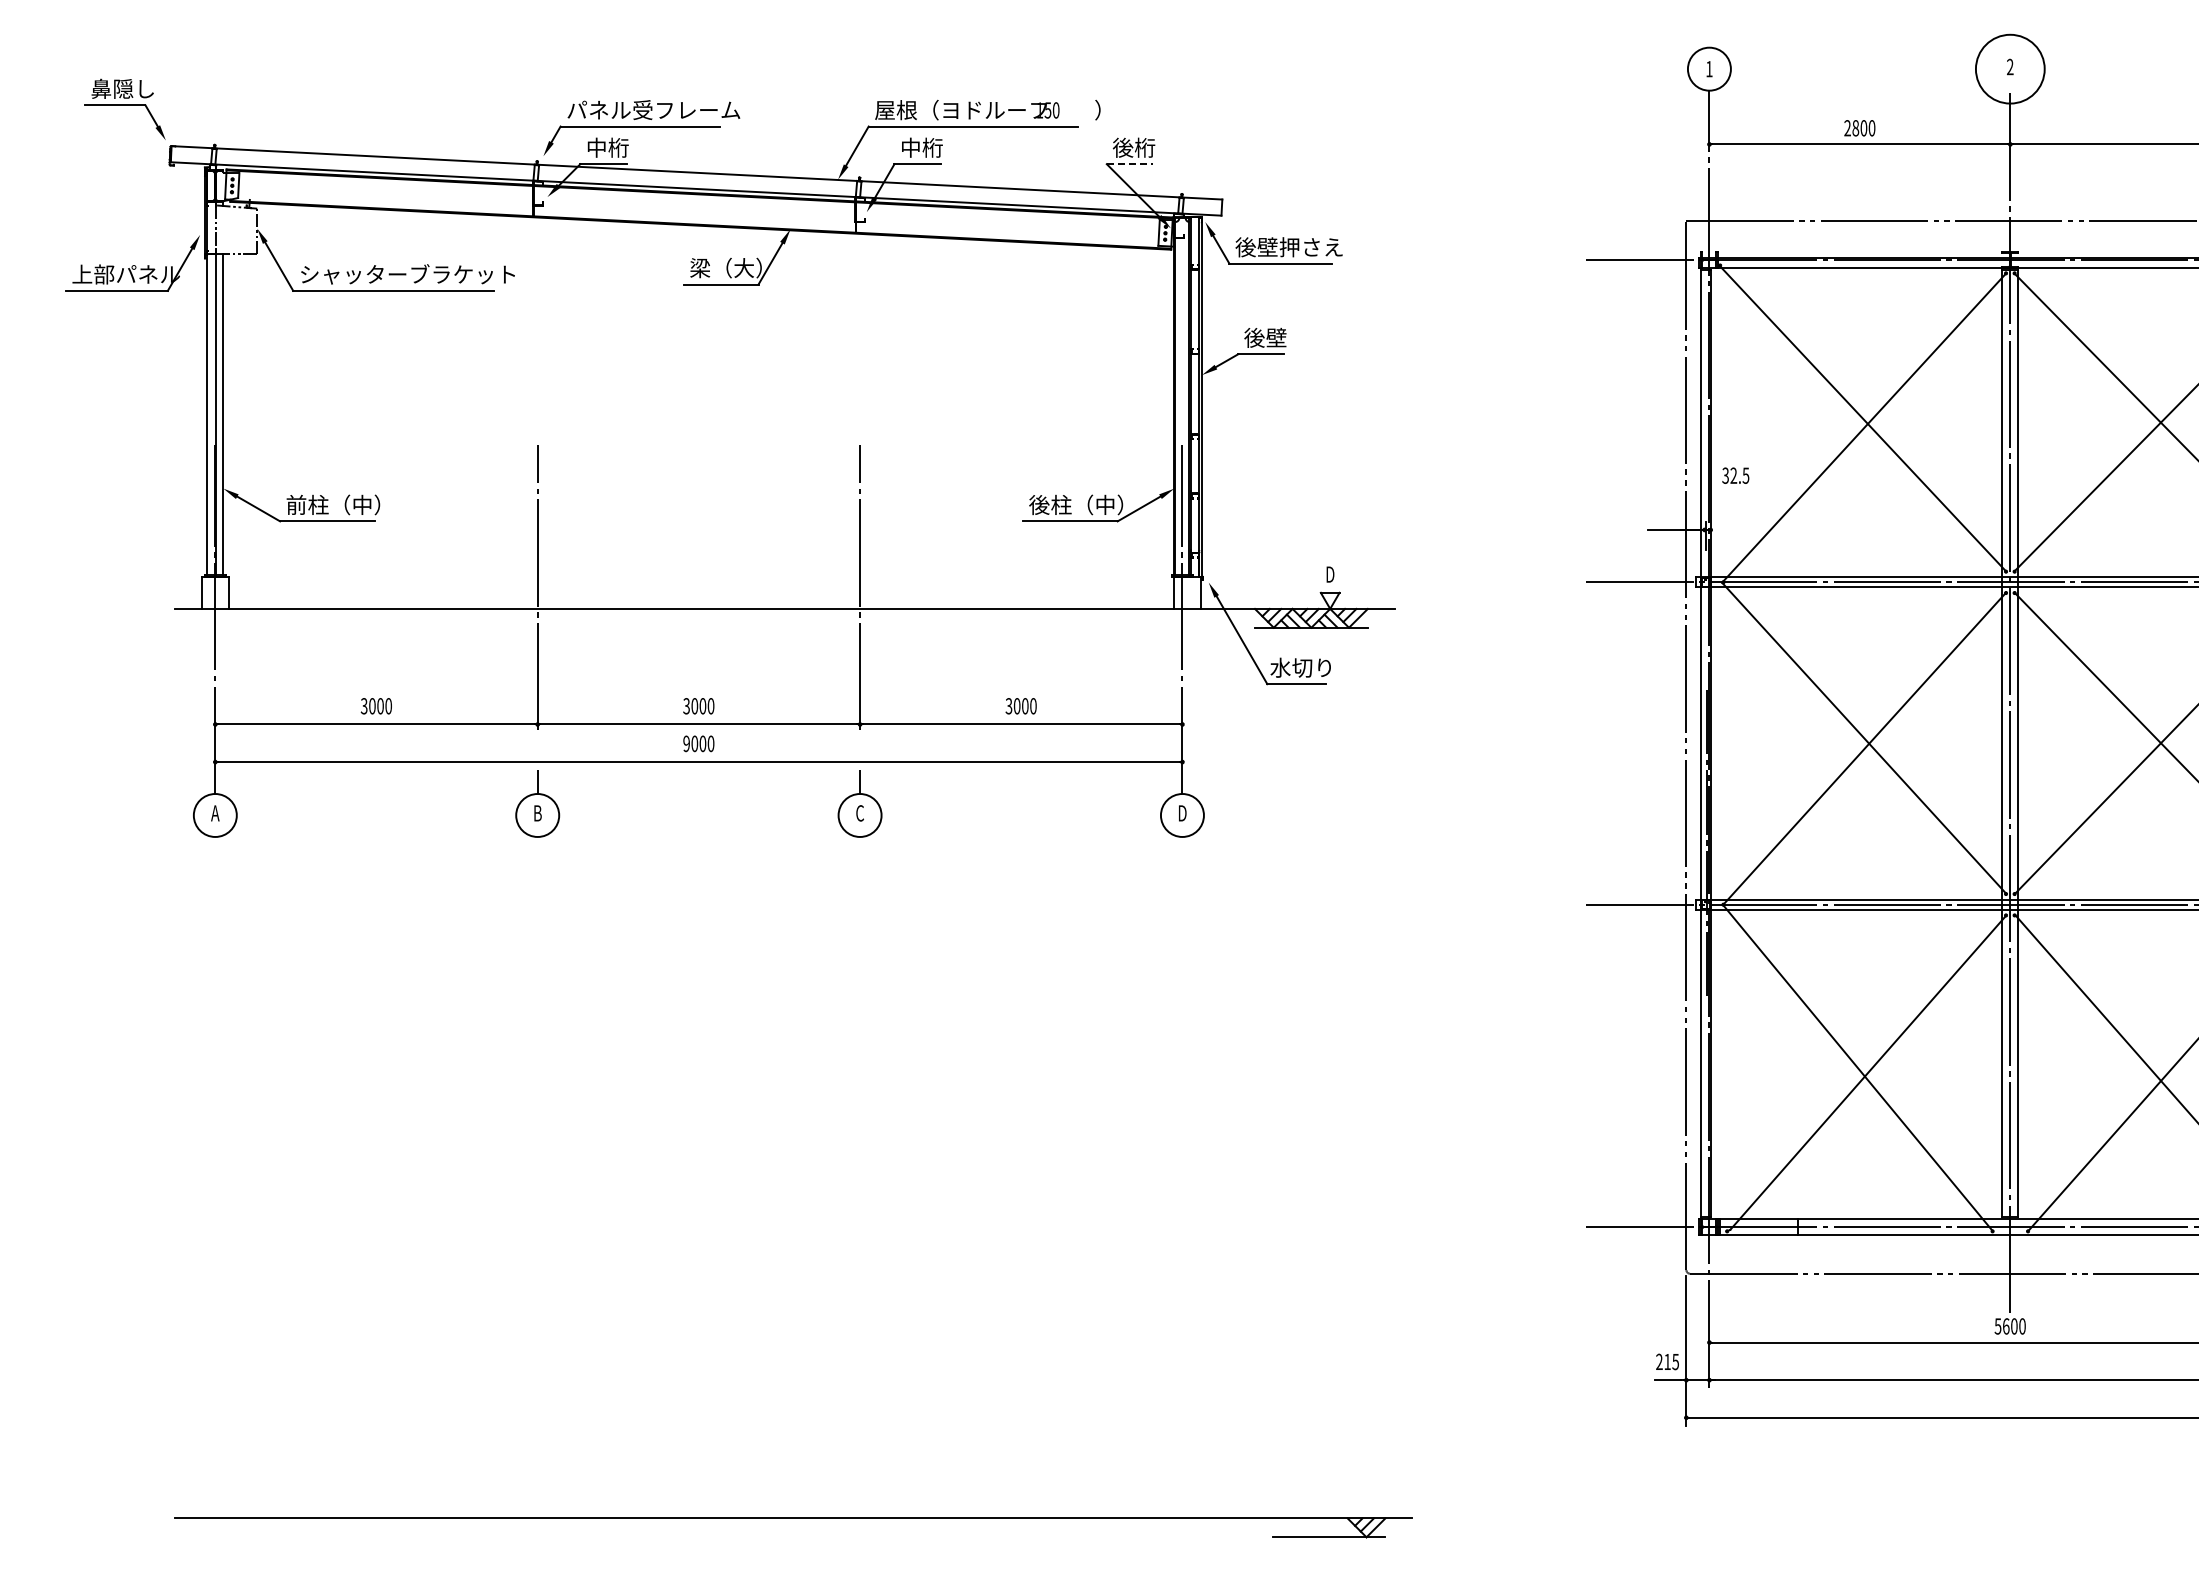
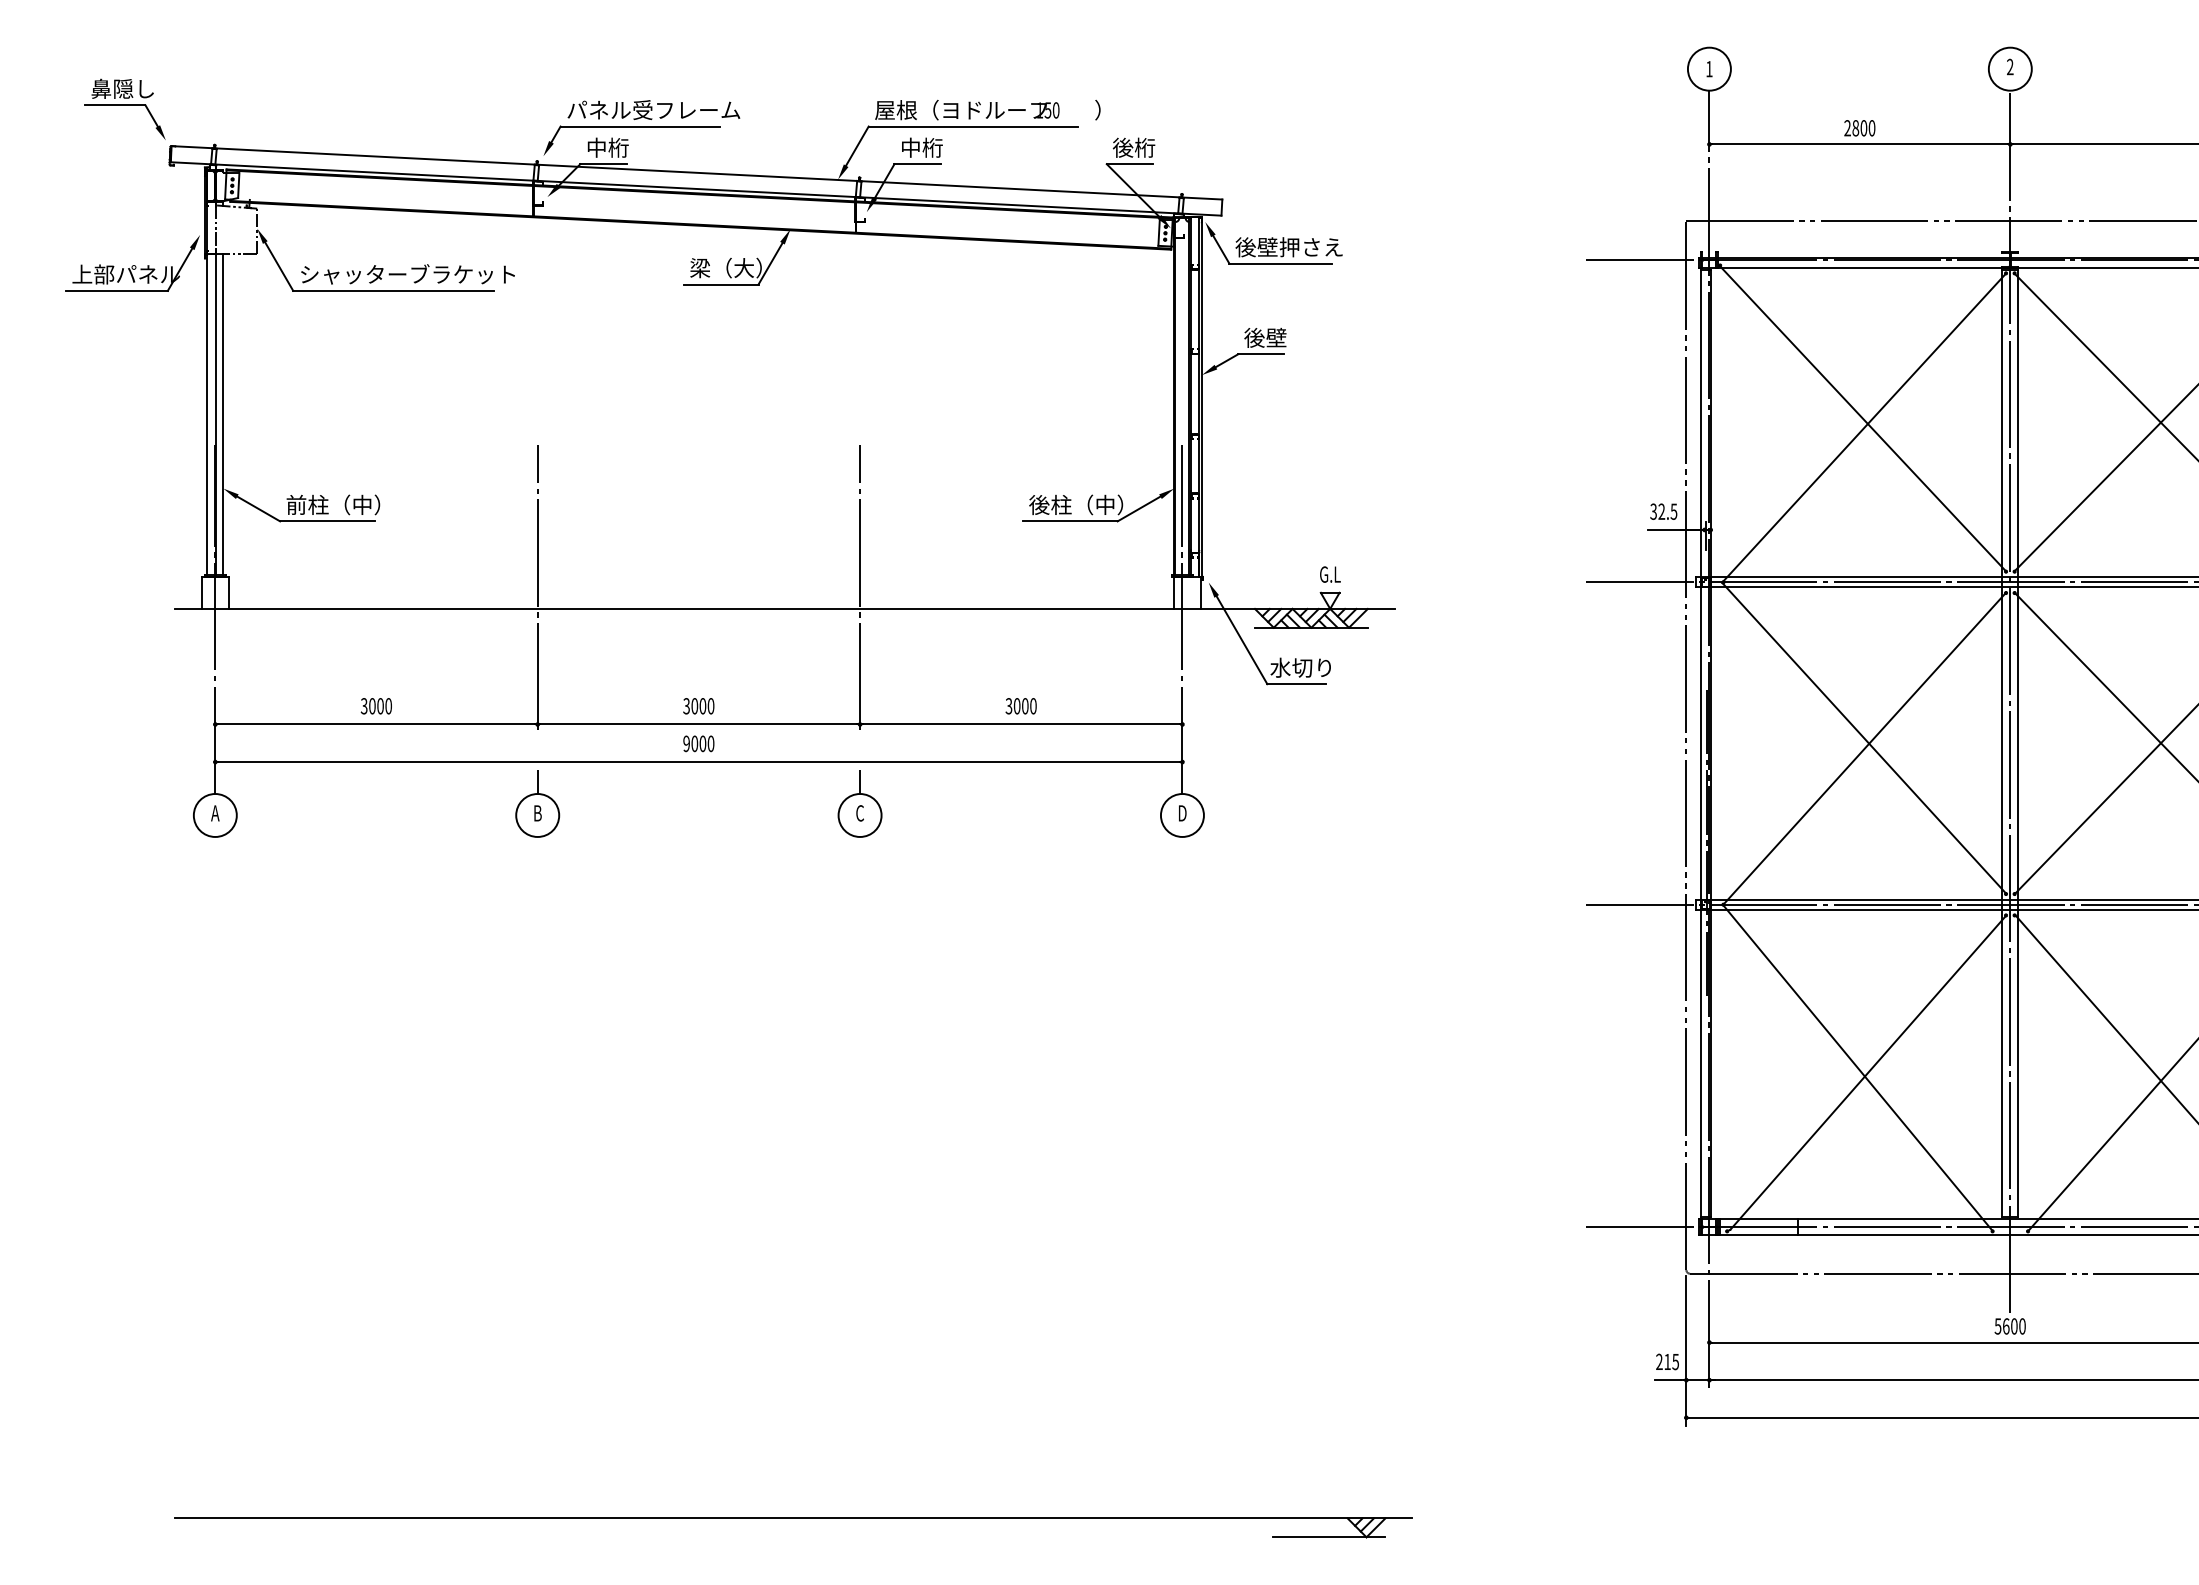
circle diameter: 69 px -> 43 px (2009, 68)
line: dashed -> solid (1130, 164)
text position: (1735, 475) -> (1663, 511) (1663, 511)
text: D -> G.L (1330, 574)
